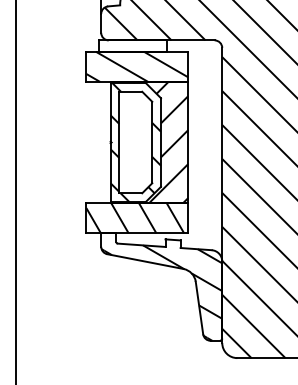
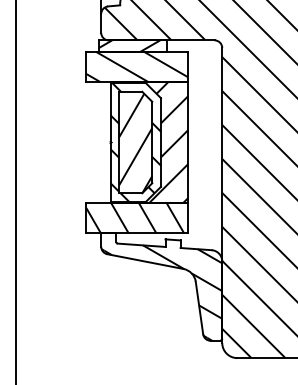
hatch: none -> present (129, 45)
hatch: none -> present (135, 143)
